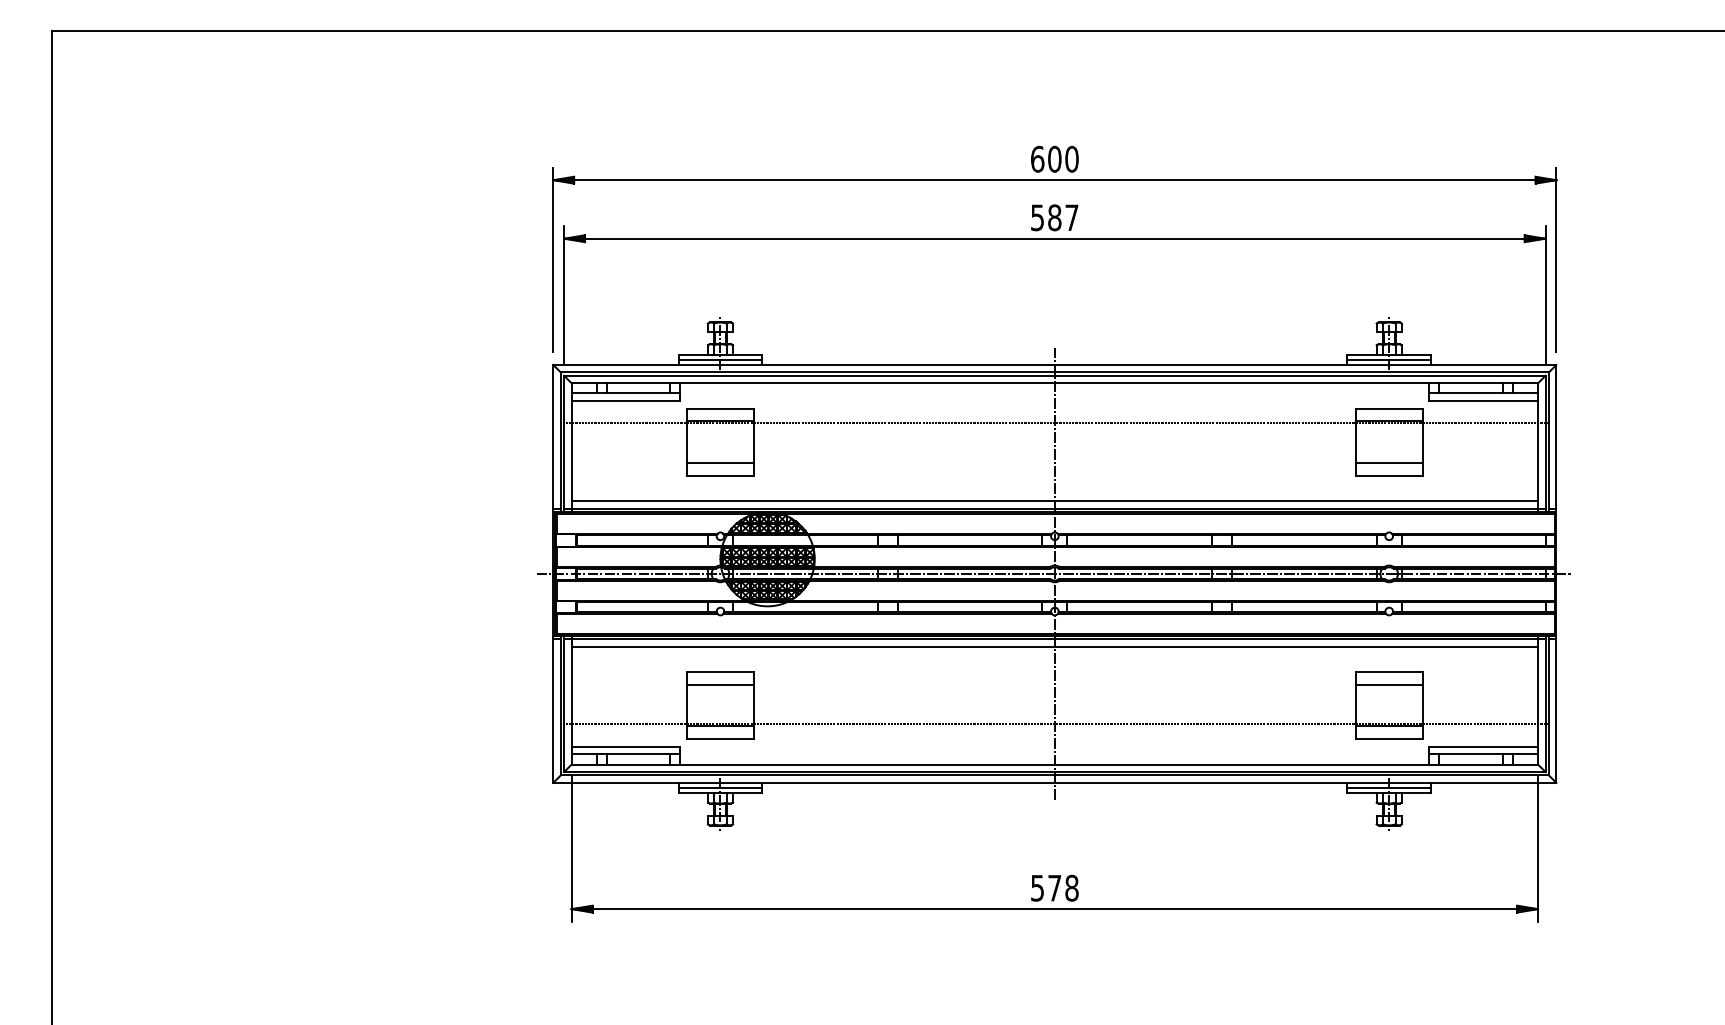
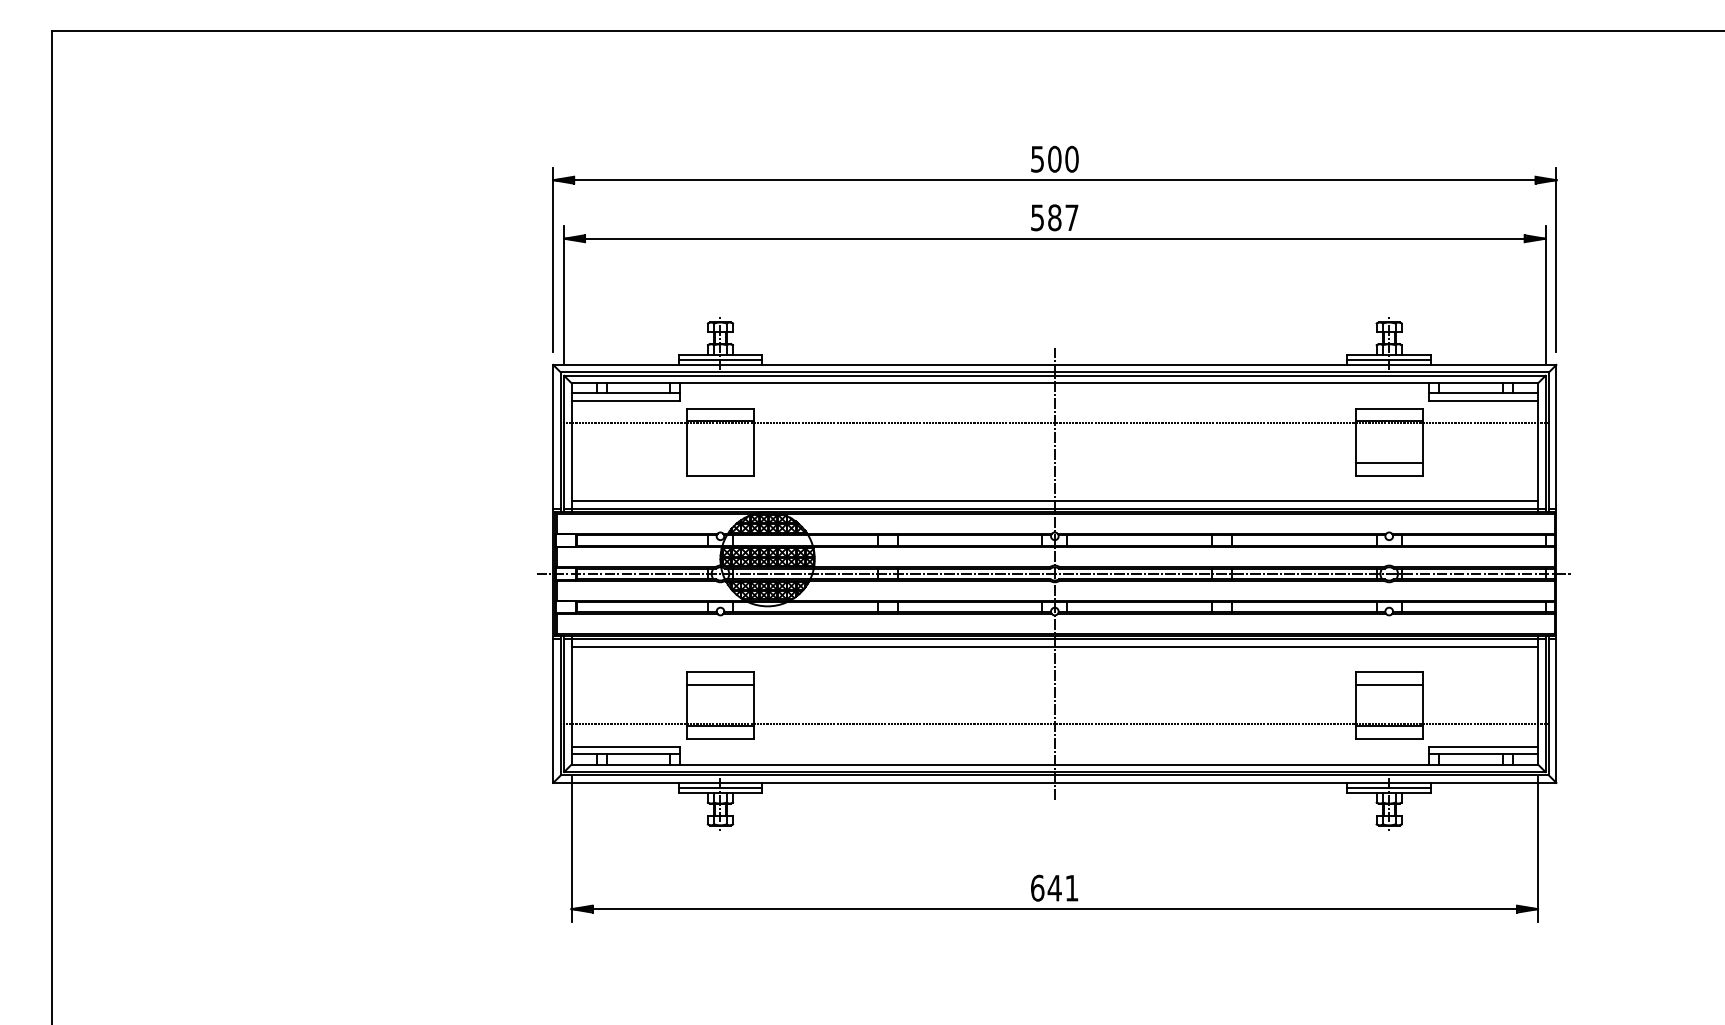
text: 600 -> 500 (1037, 158)
line: present -> none (720, 463)
text: 578 -> 641 (1054, 887)
